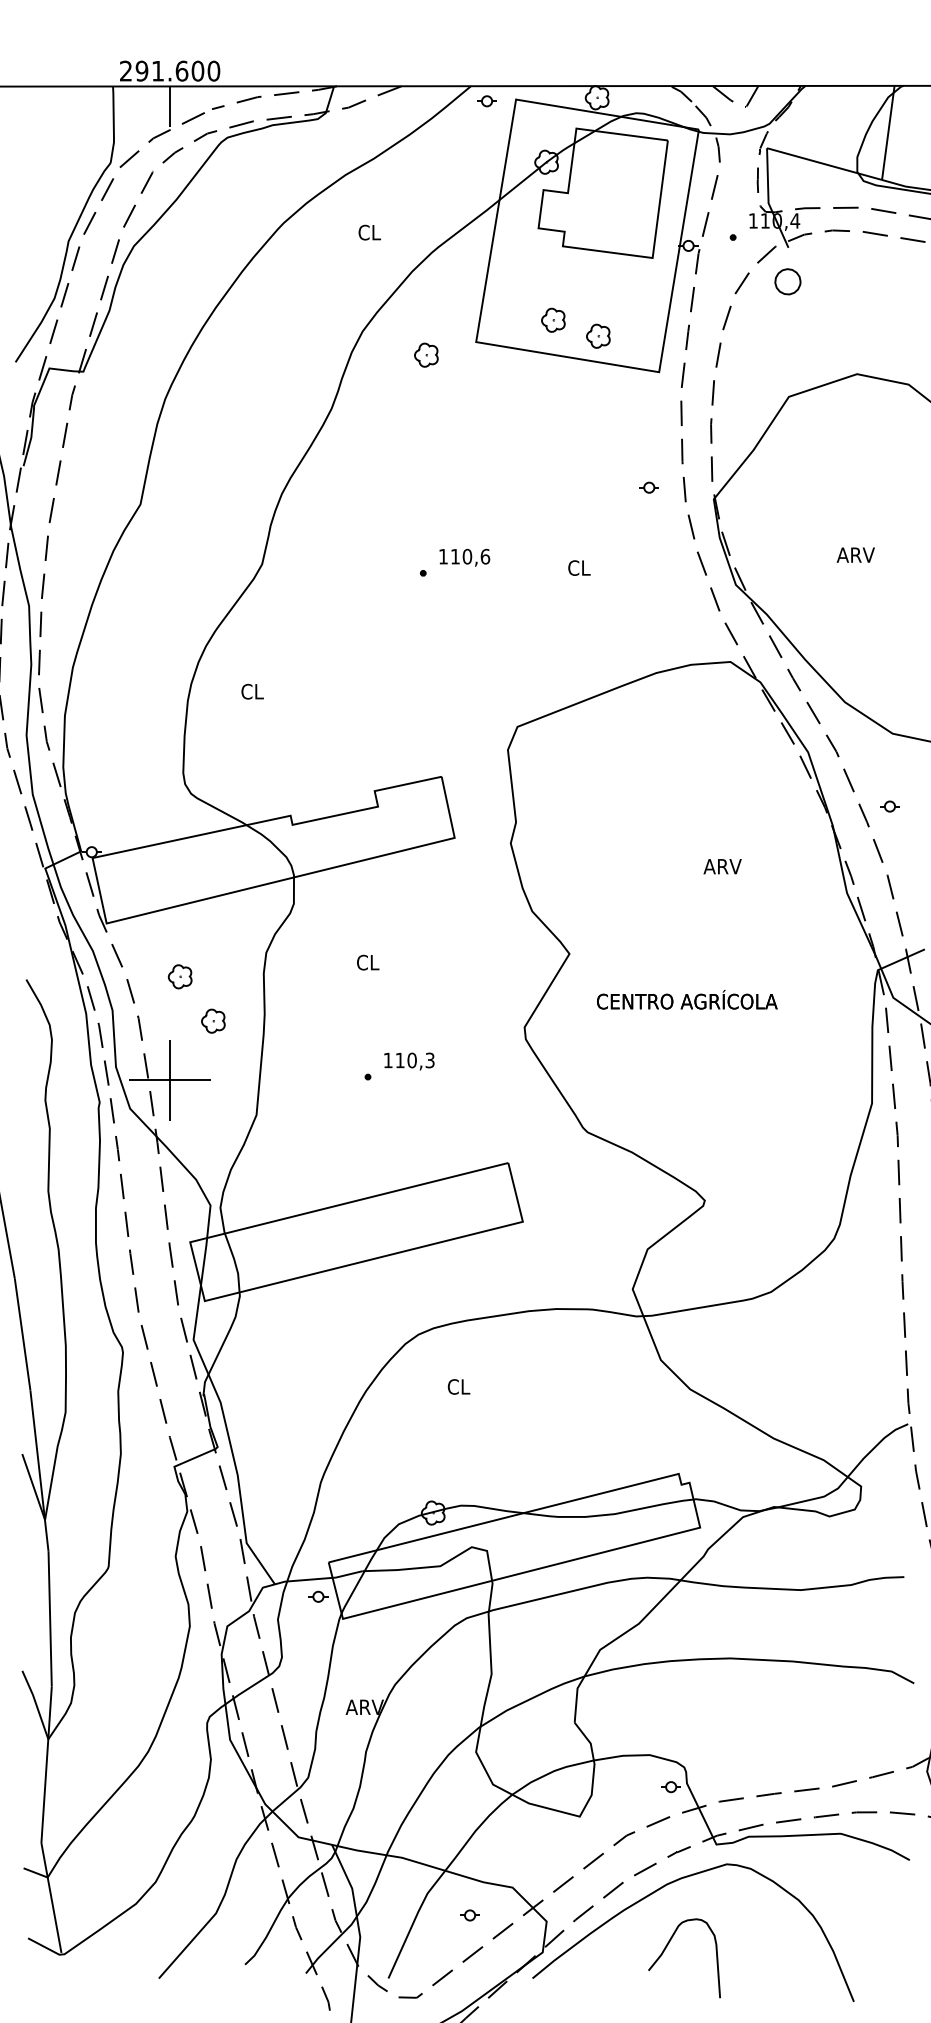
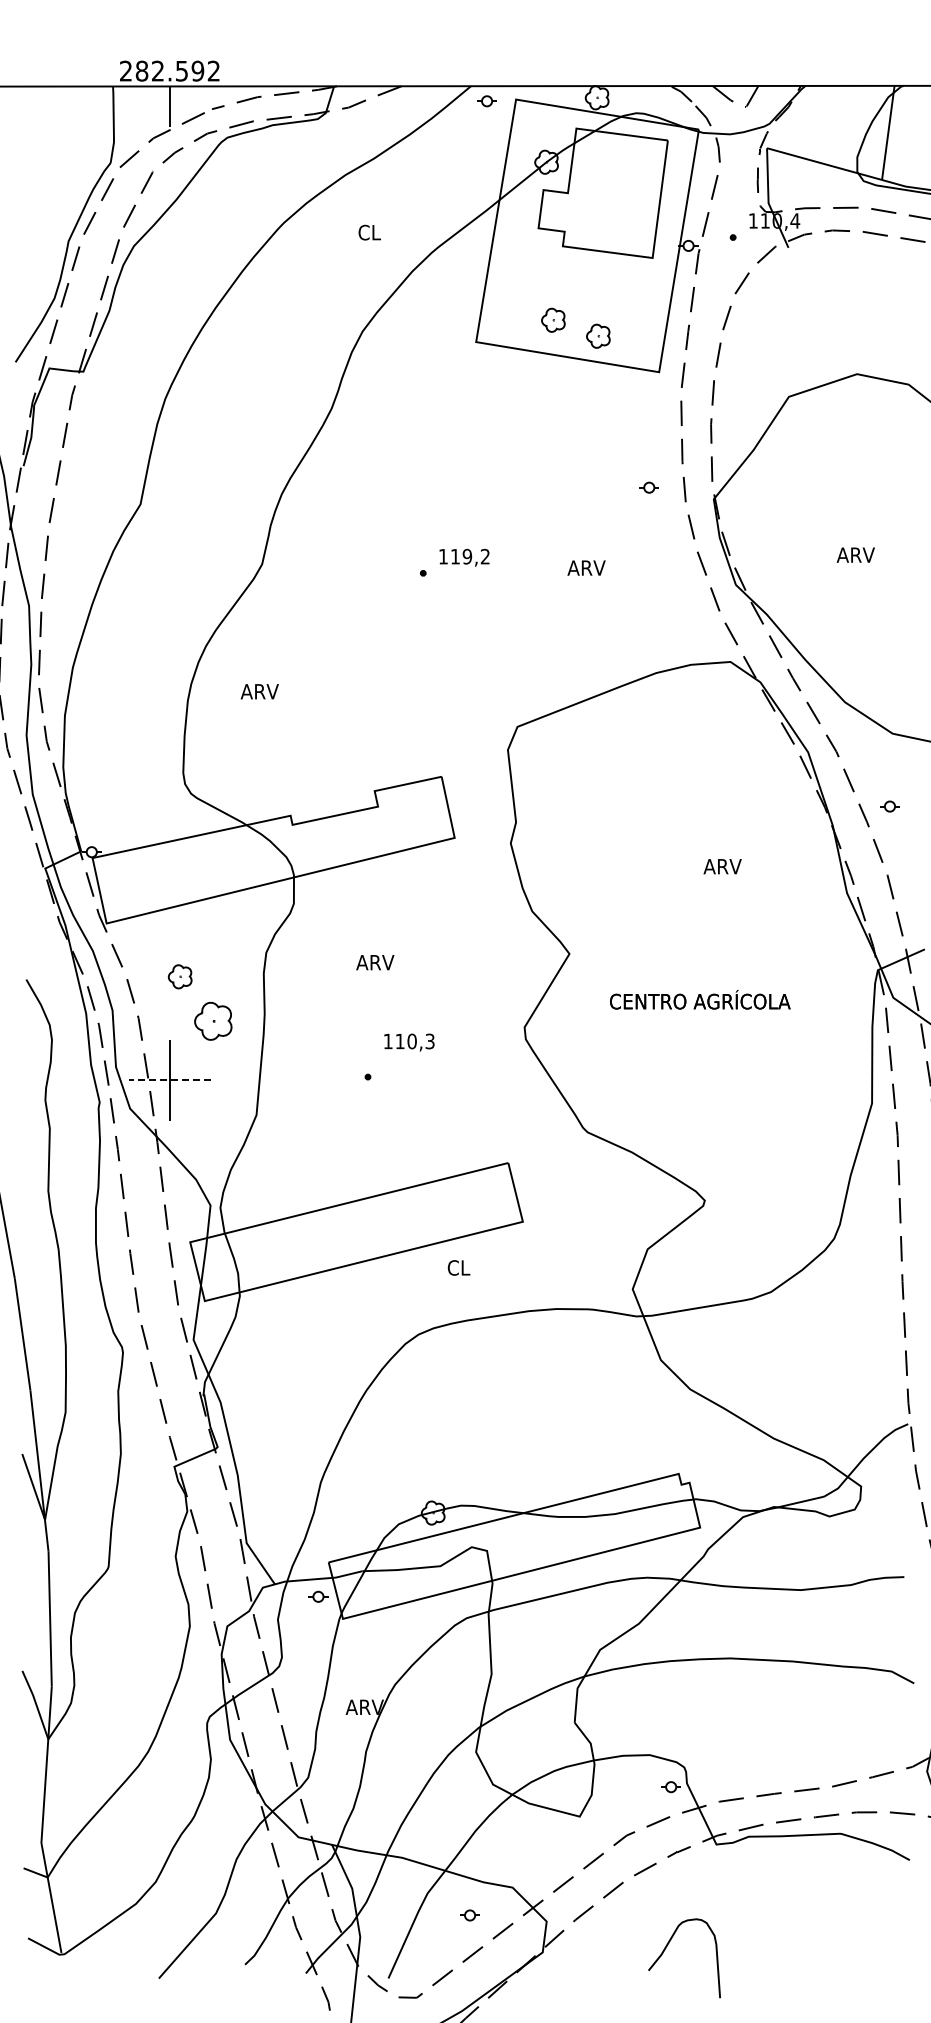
text: 291.600 -> 282.592 (177, 70)
part: present -> none (787, 281)
part: present -> none (426, 354)
text: 110,6 -> 119,2 (476, 556)
text: CL -> ARV (586, 567)
text: CL -> ARV (259, 691)
text: CL -> ARV (375, 962)
text position: (687, 999) -> (700, 999) (700, 999)
part size: 25x26 px -> 39x39 px (213, 1021)
text position: (409, 1061) -> (409, 1042) (409, 1042)
line: solid -> dashed (170, 1080)
text position: (458, 1386) -> (458, 1267) (458, 1267)
curve: present -> none (672, 1883)
